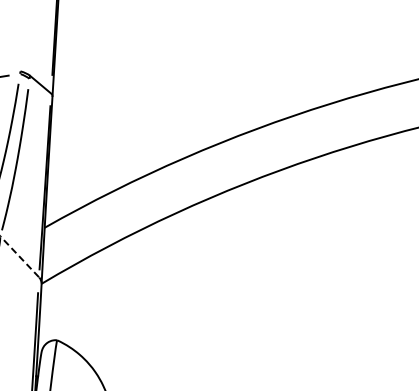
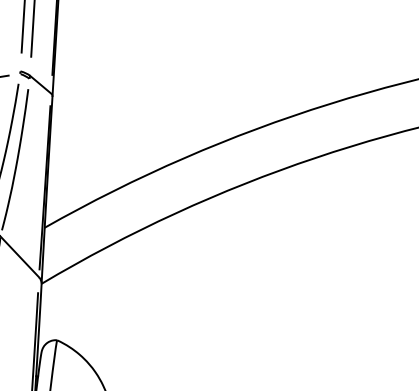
line: none -> present (22, 27)
line: none -> present (32, 29)
line: dashed -> solid (19, 256)
